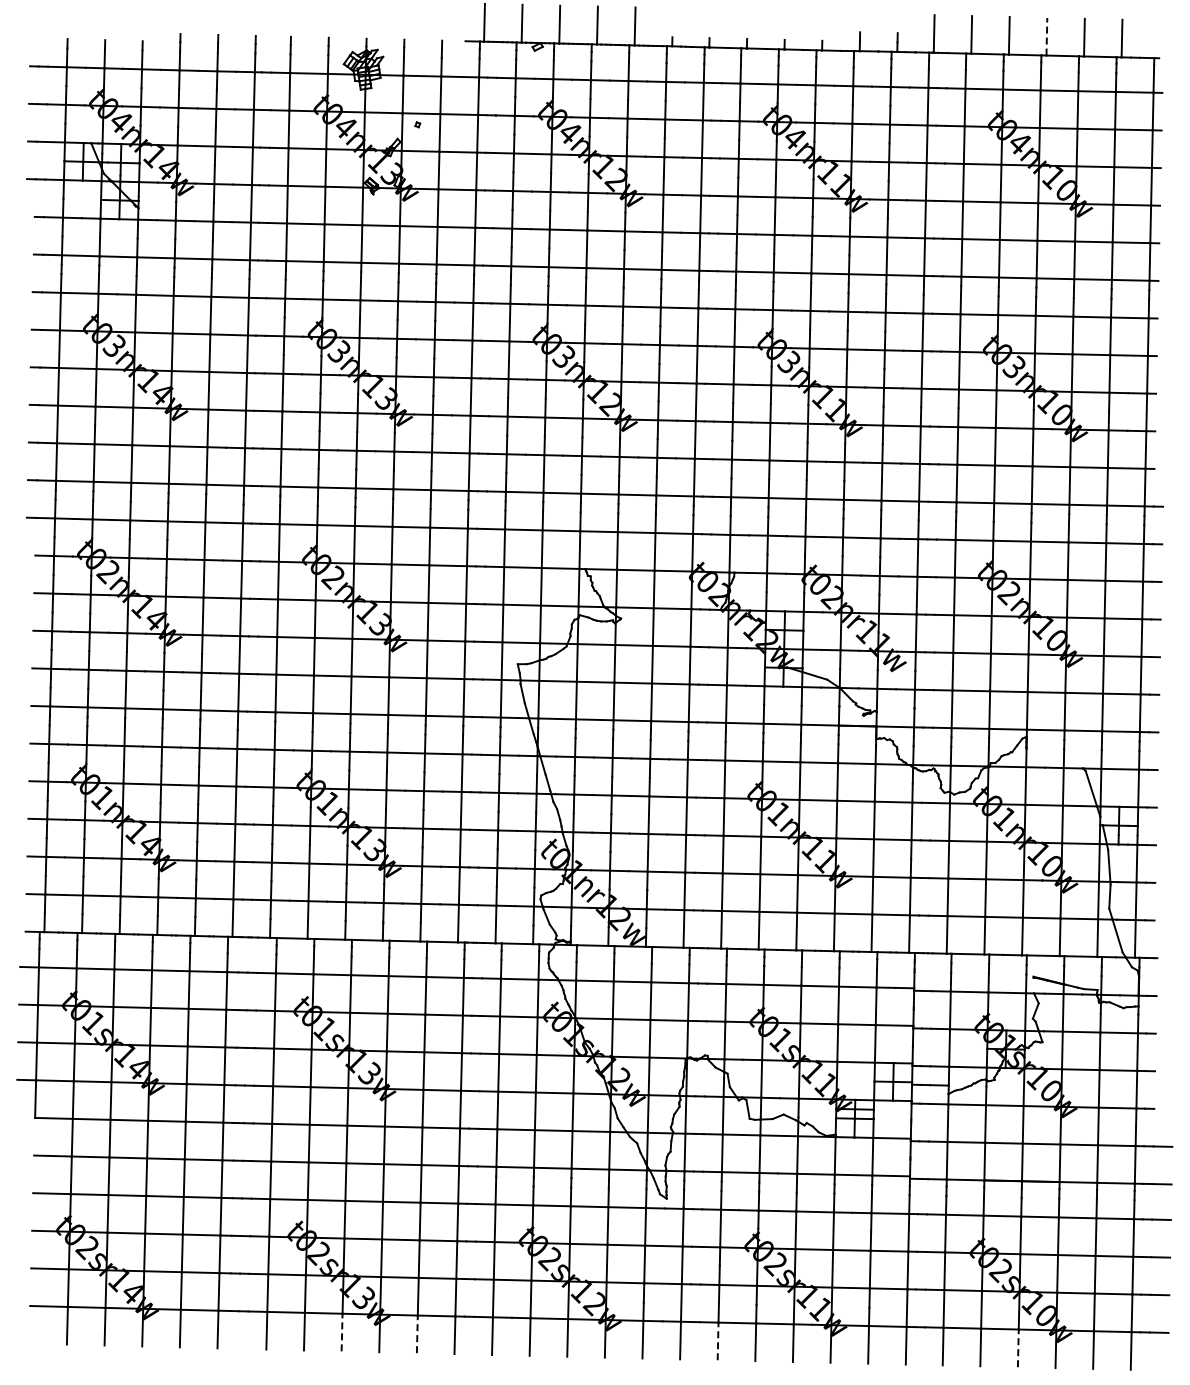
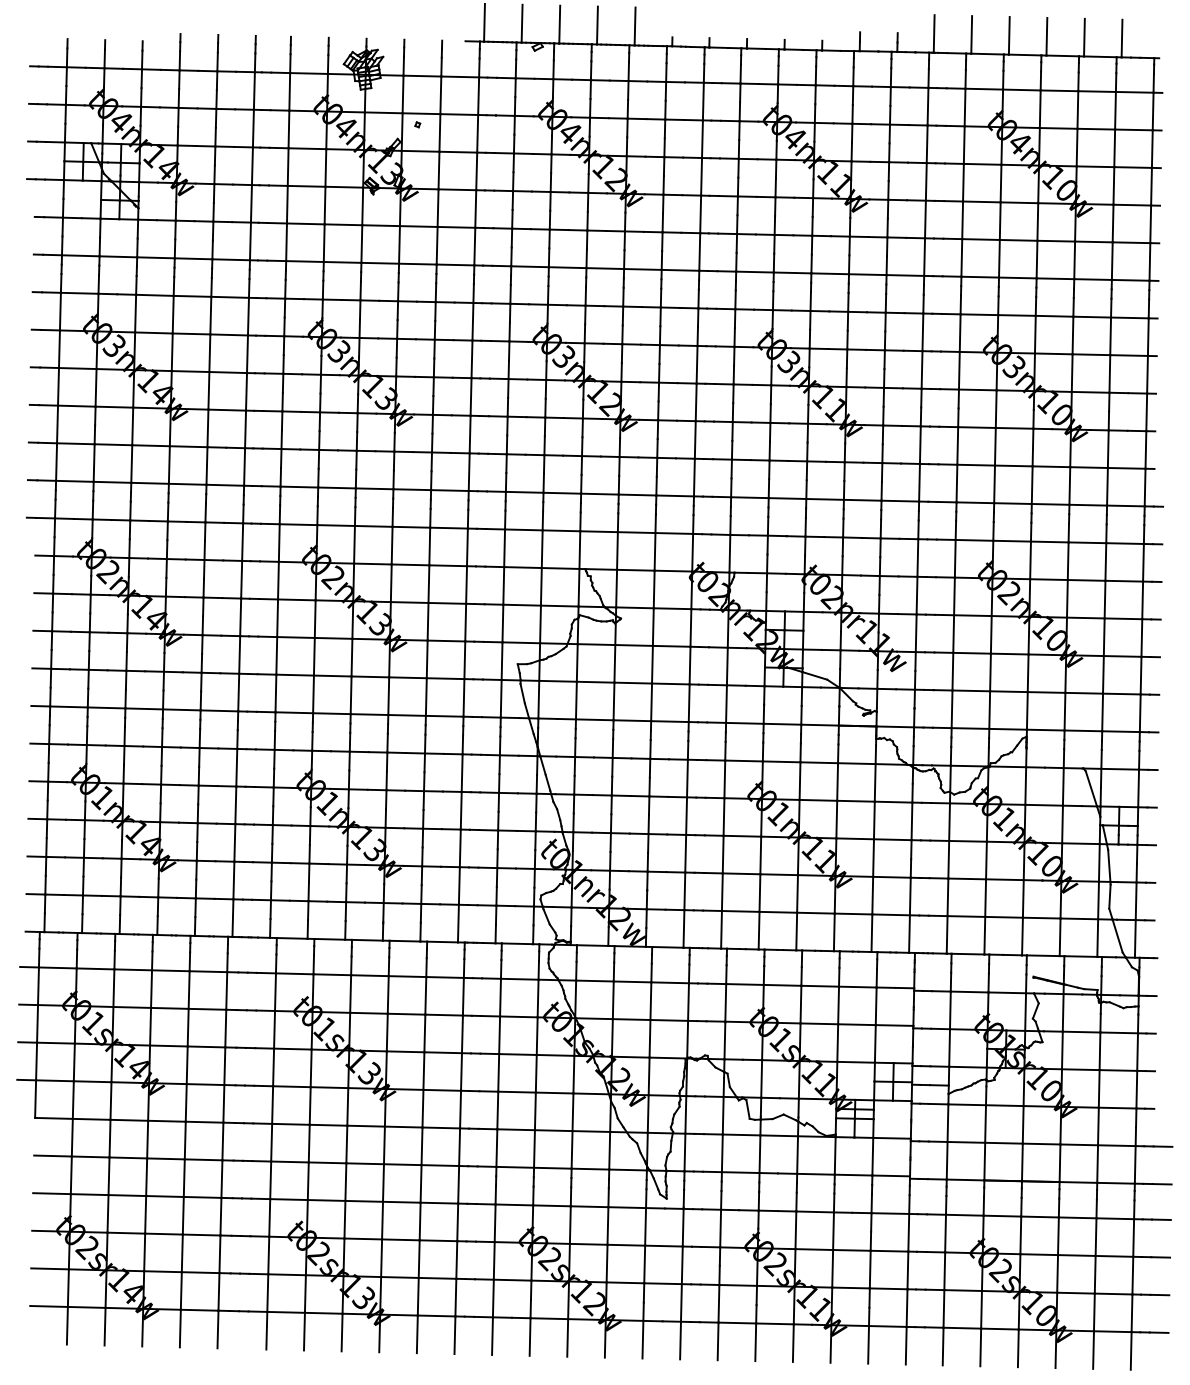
line: dashed -> solid (1046, 36)
line: dashed -> solid (342, 1332)
line: dashed -> solid (417, 1334)
line: dashed -> solid (718, 1341)
line: dashed -> solid (1018, 1348)
